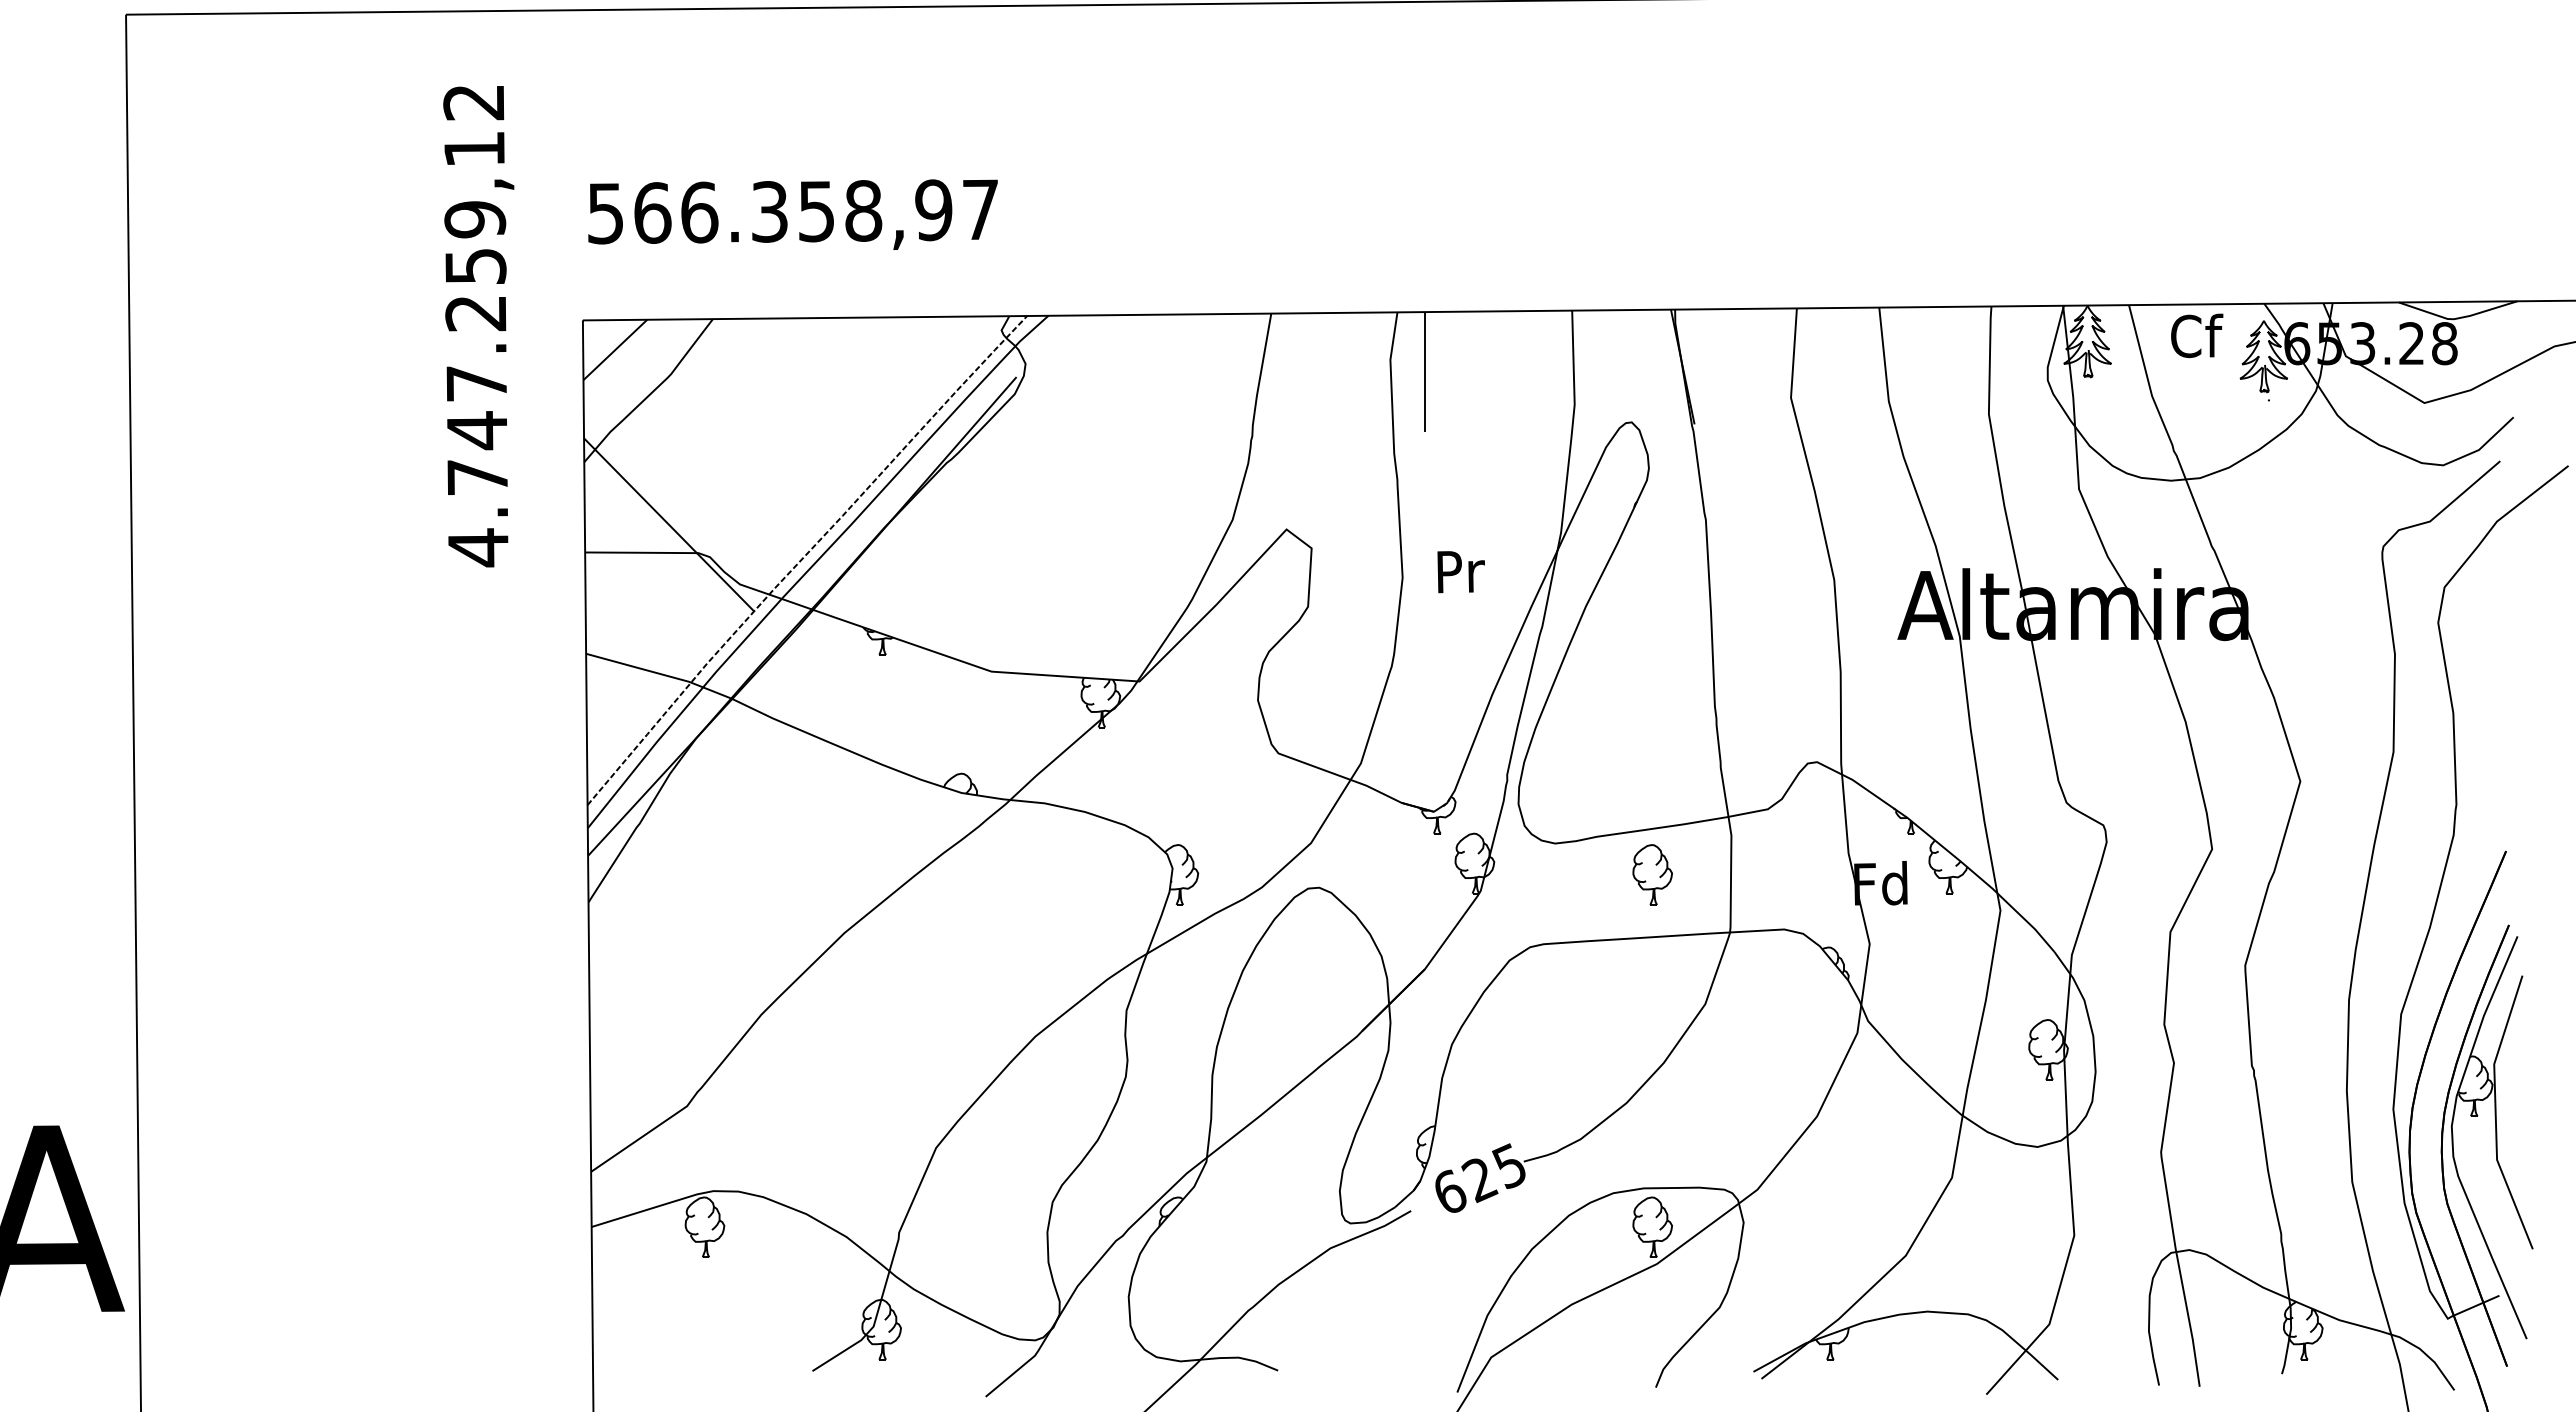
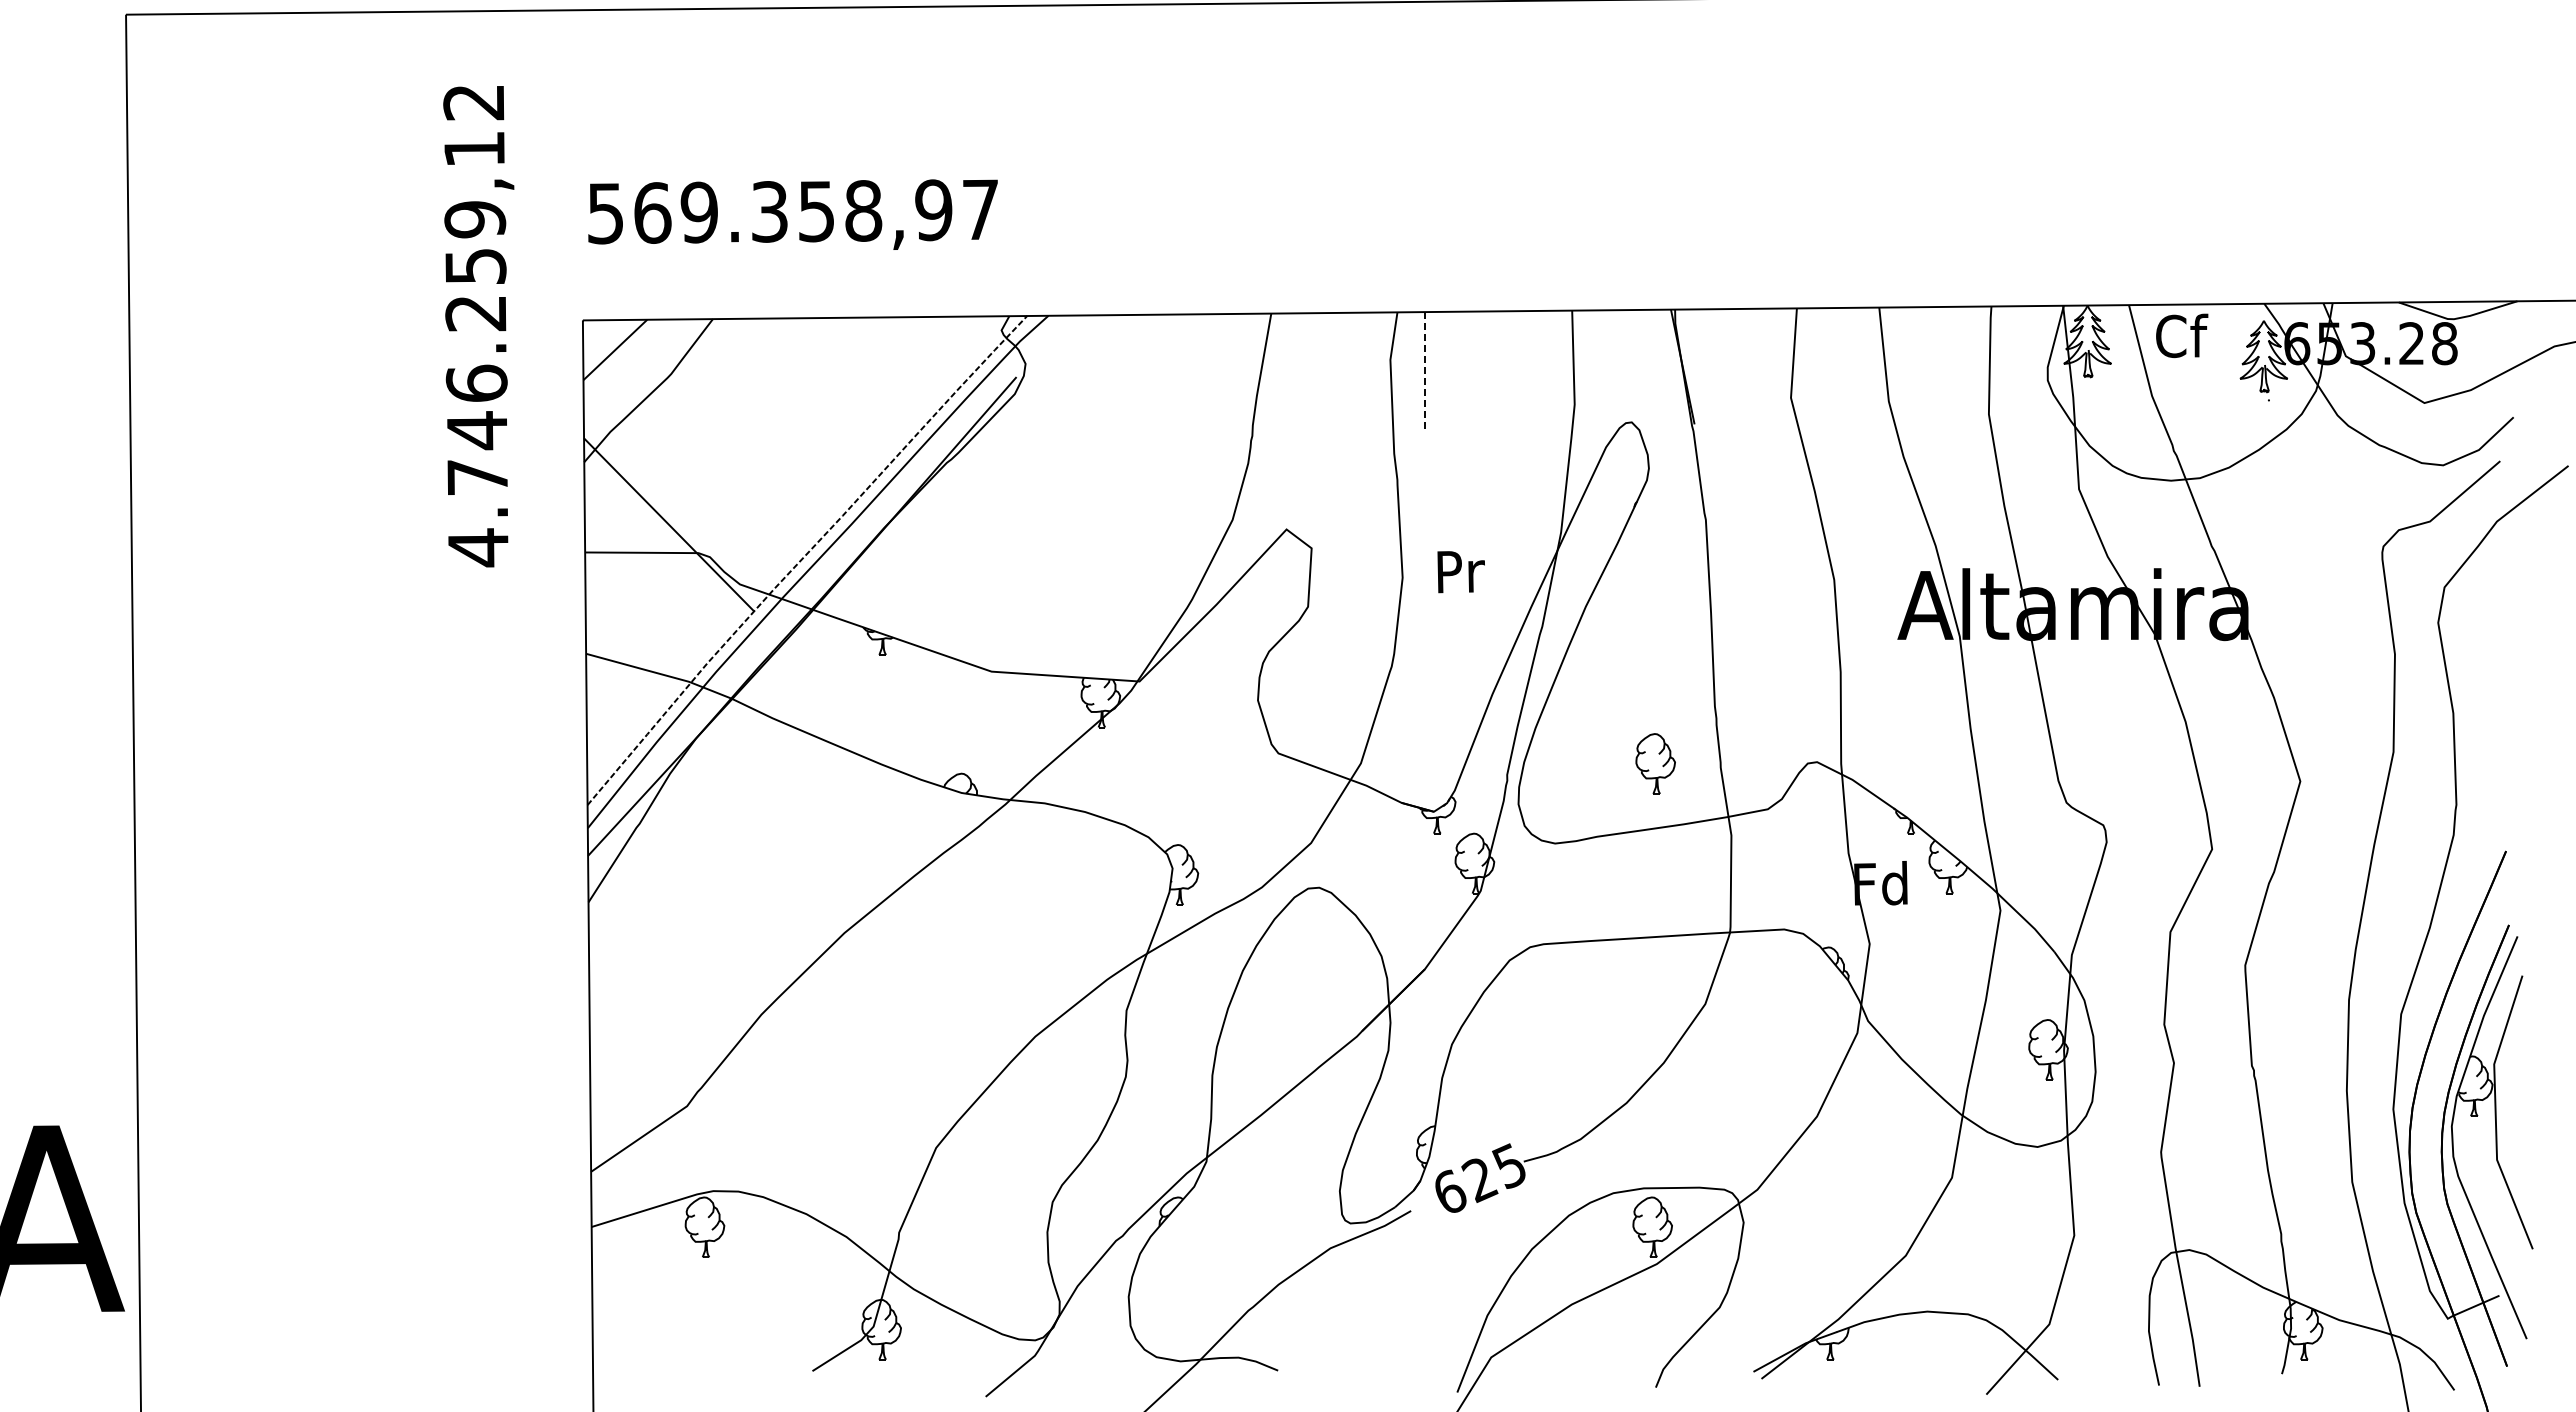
text: 566.358,97 -> 569.358,97 (699, 212)
text position: (2197, 335) -> (2182, 335) (2182, 335)
line: solid -> dashed (1425, 371)
text: 4.747.259,12 -> 4.746.259,12 (476, 382)
part position: (1652, 874) -> (1655, 763) (1655, 763)
